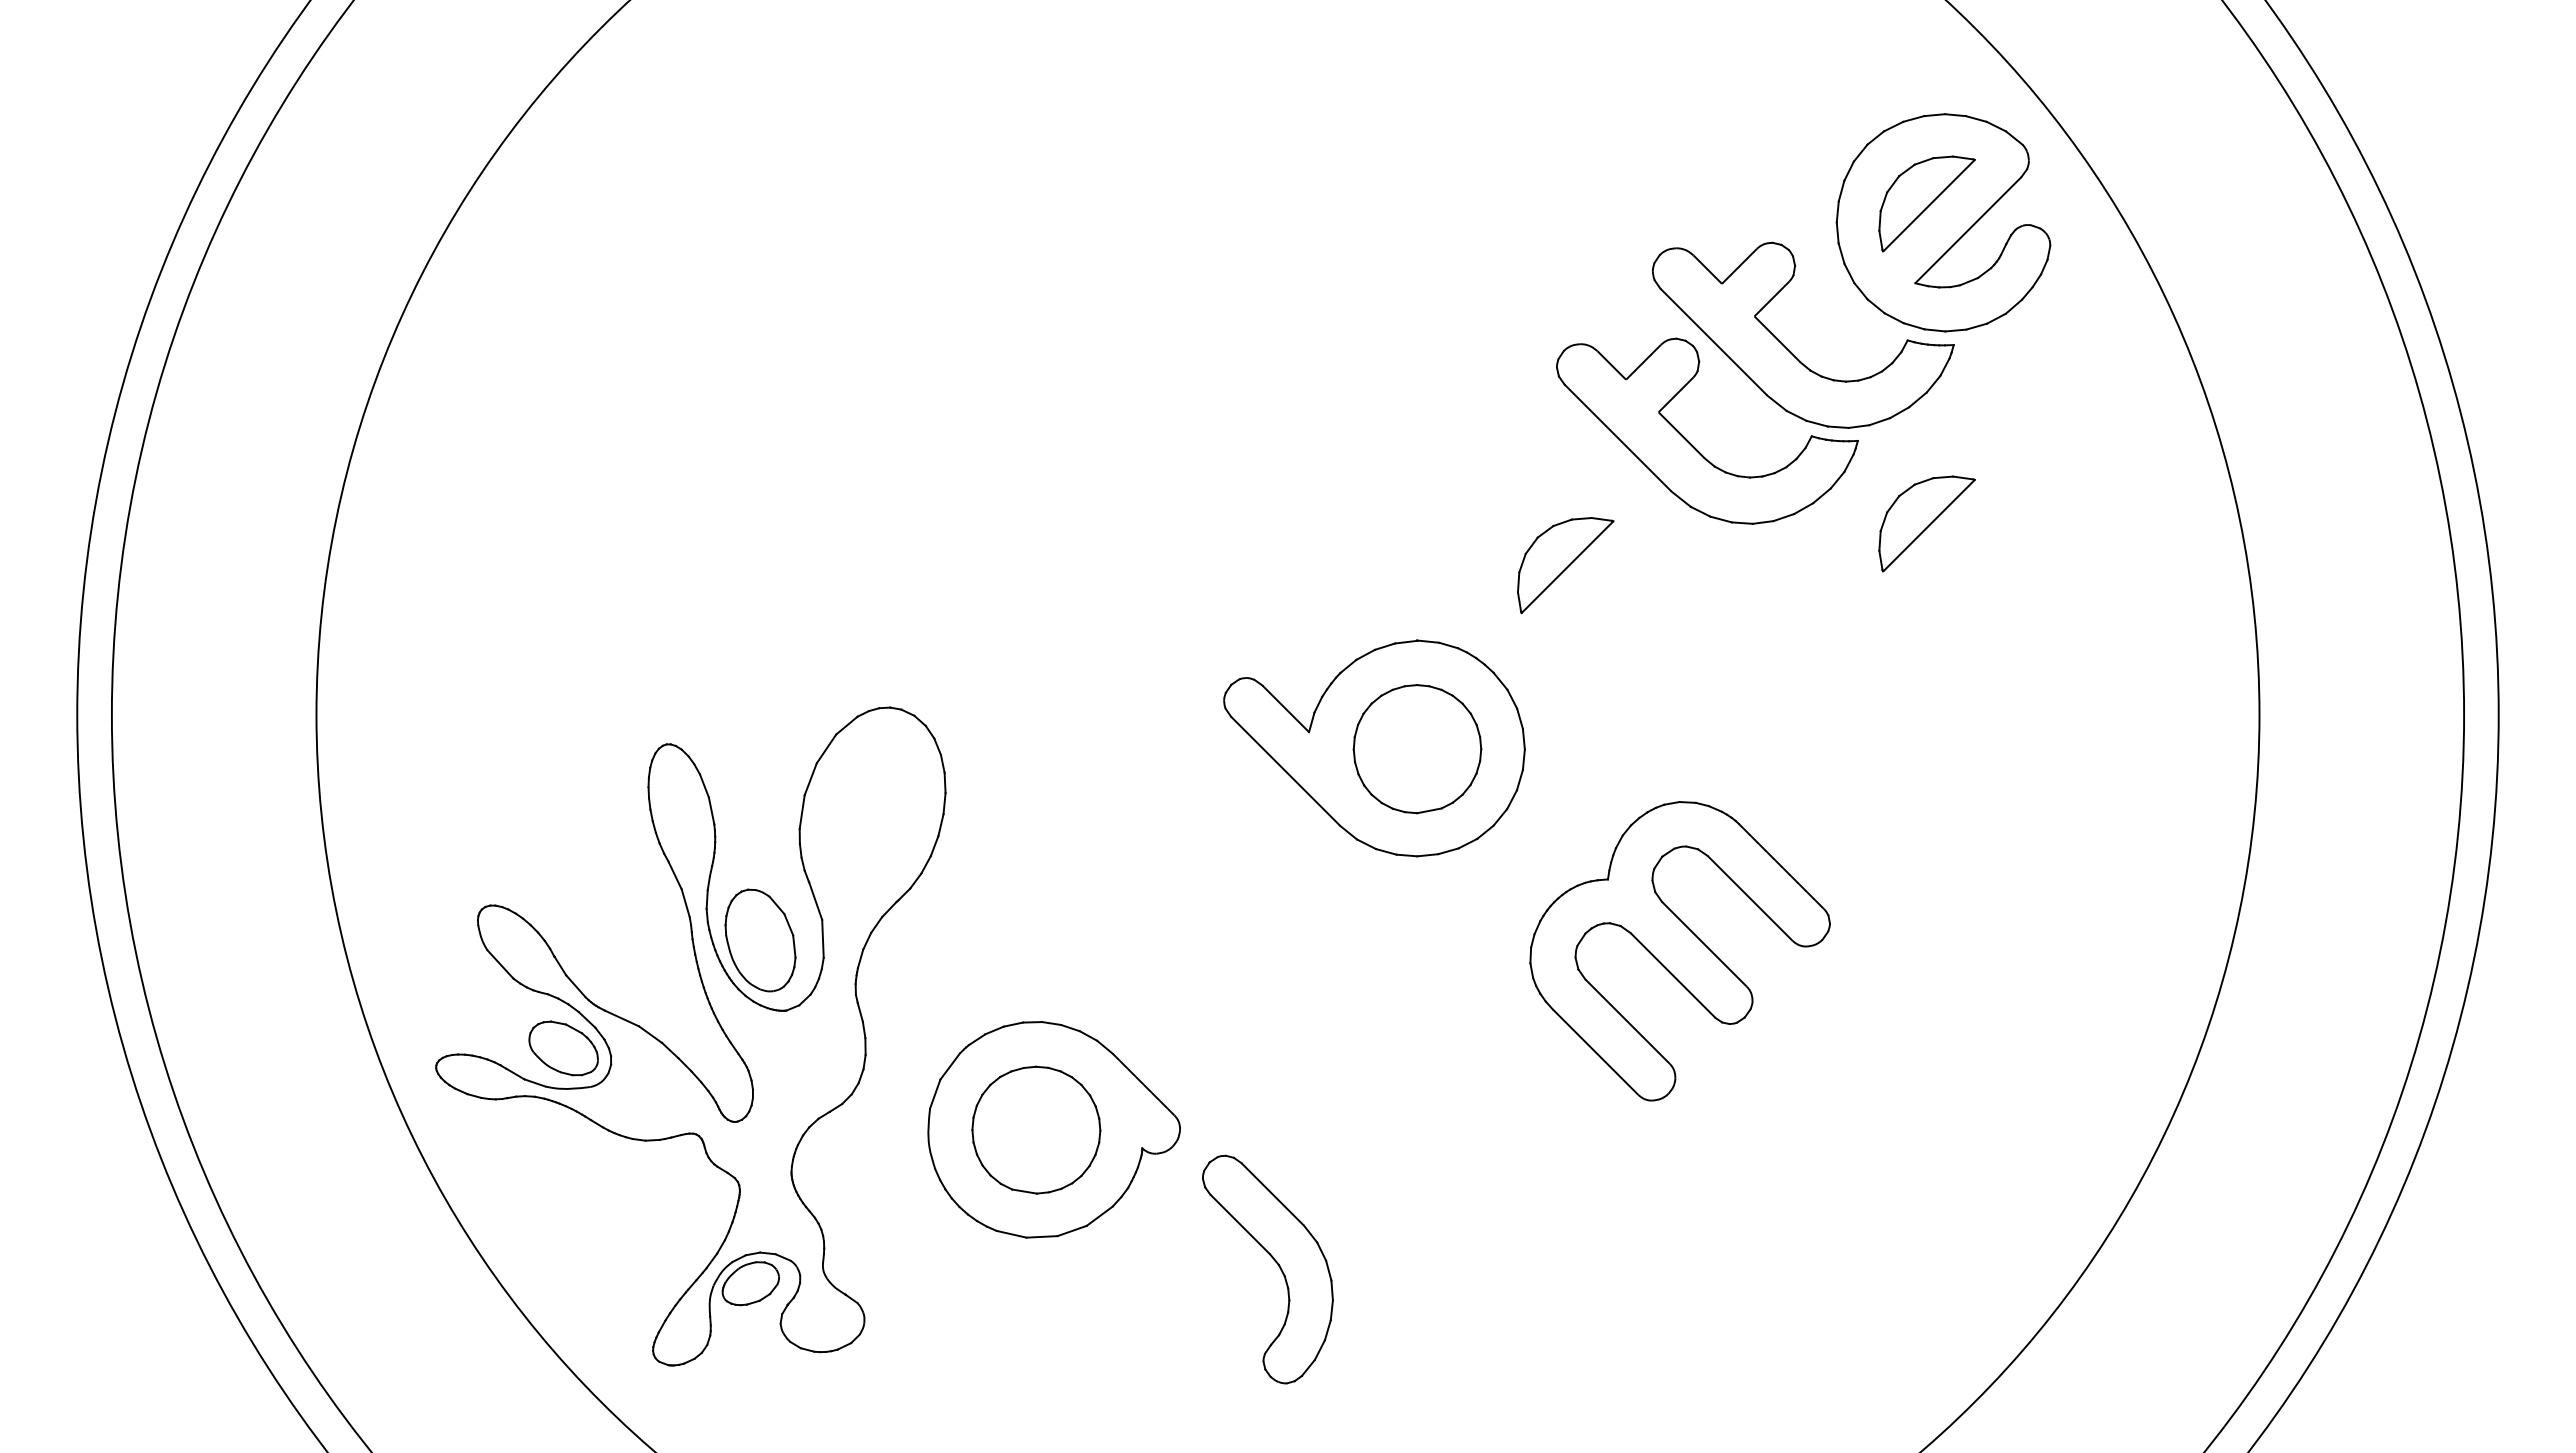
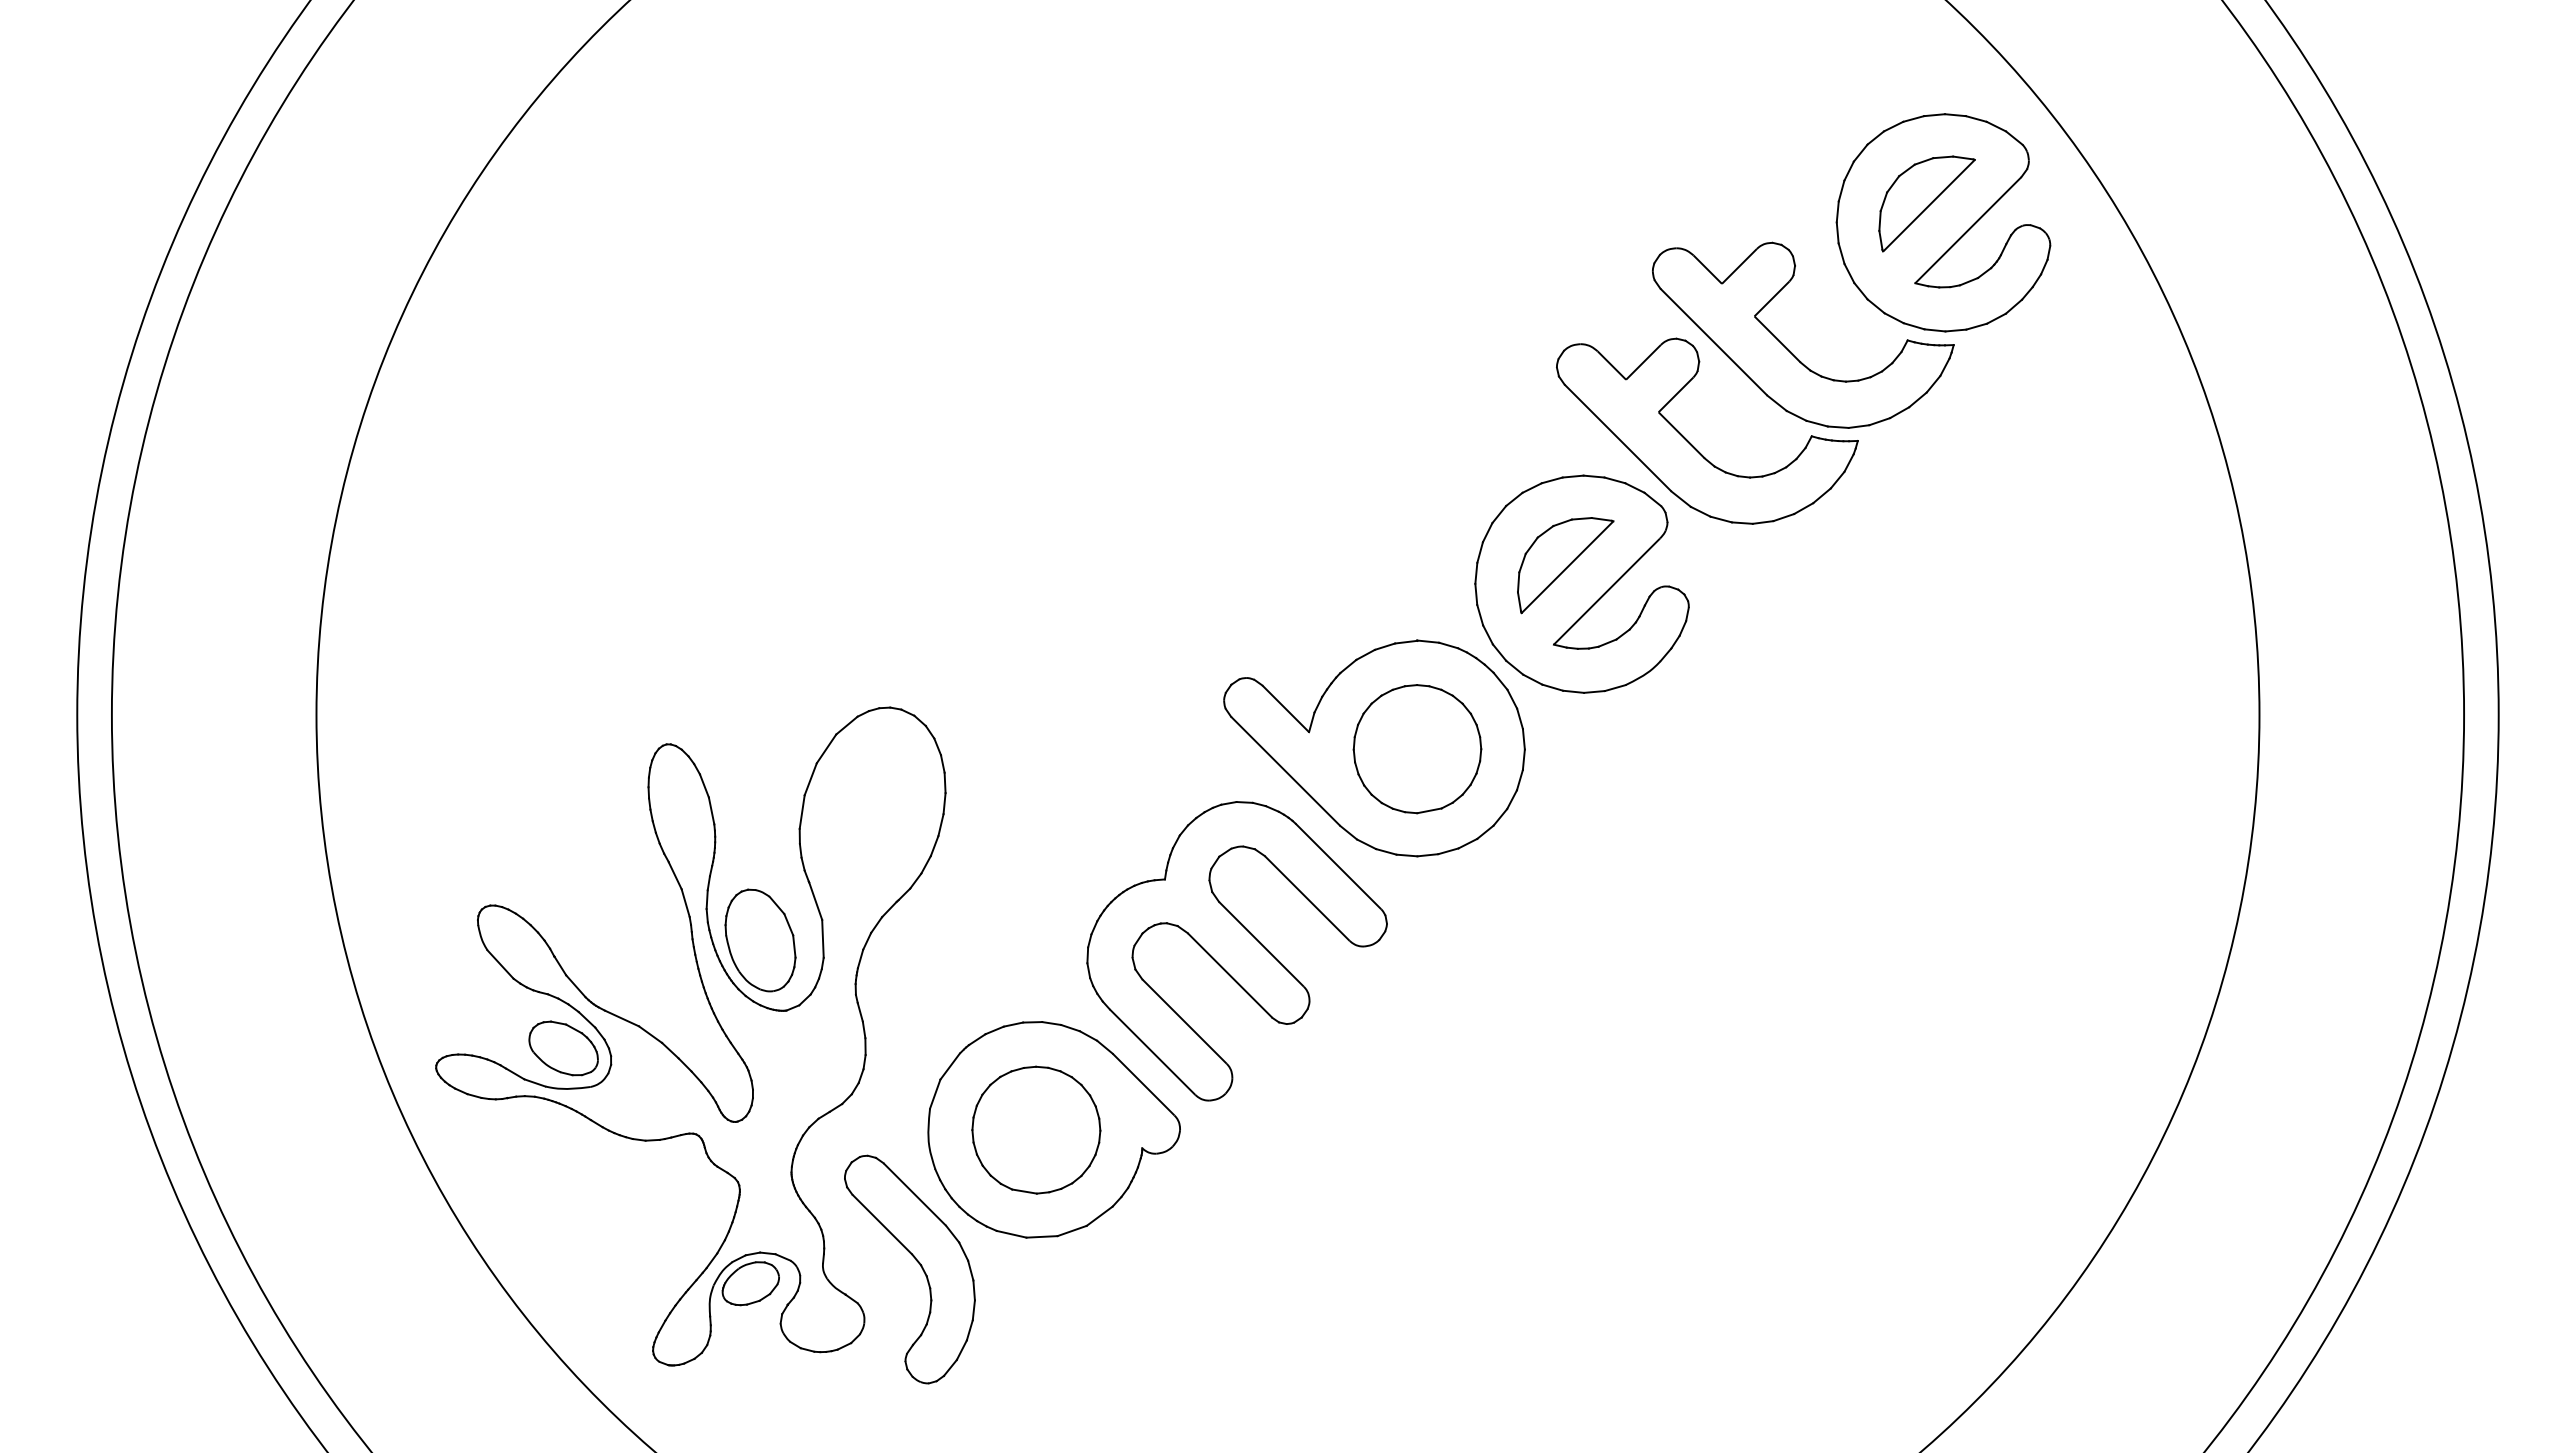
part: present -> none (1926, 523)
part: none -> present (1581, 583)
part position: (1679, 951) -> (1236, 951) (1236, 951)
part position: (1274, 1261) -> (916, 1261) (916, 1261)
